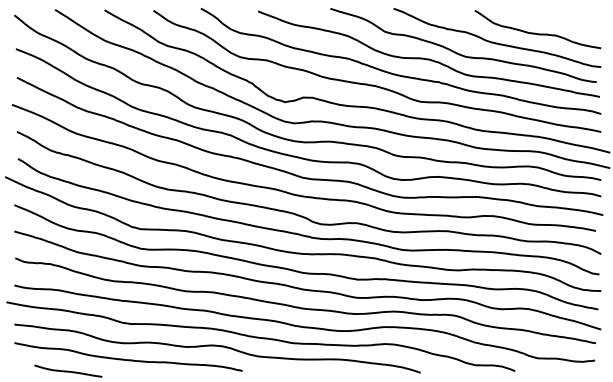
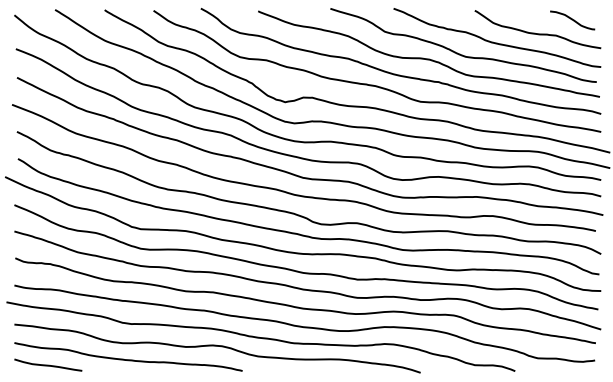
curve: none -> present (572, 20)
curve position: (68, 370) -> (48, 364) (48, 364)
